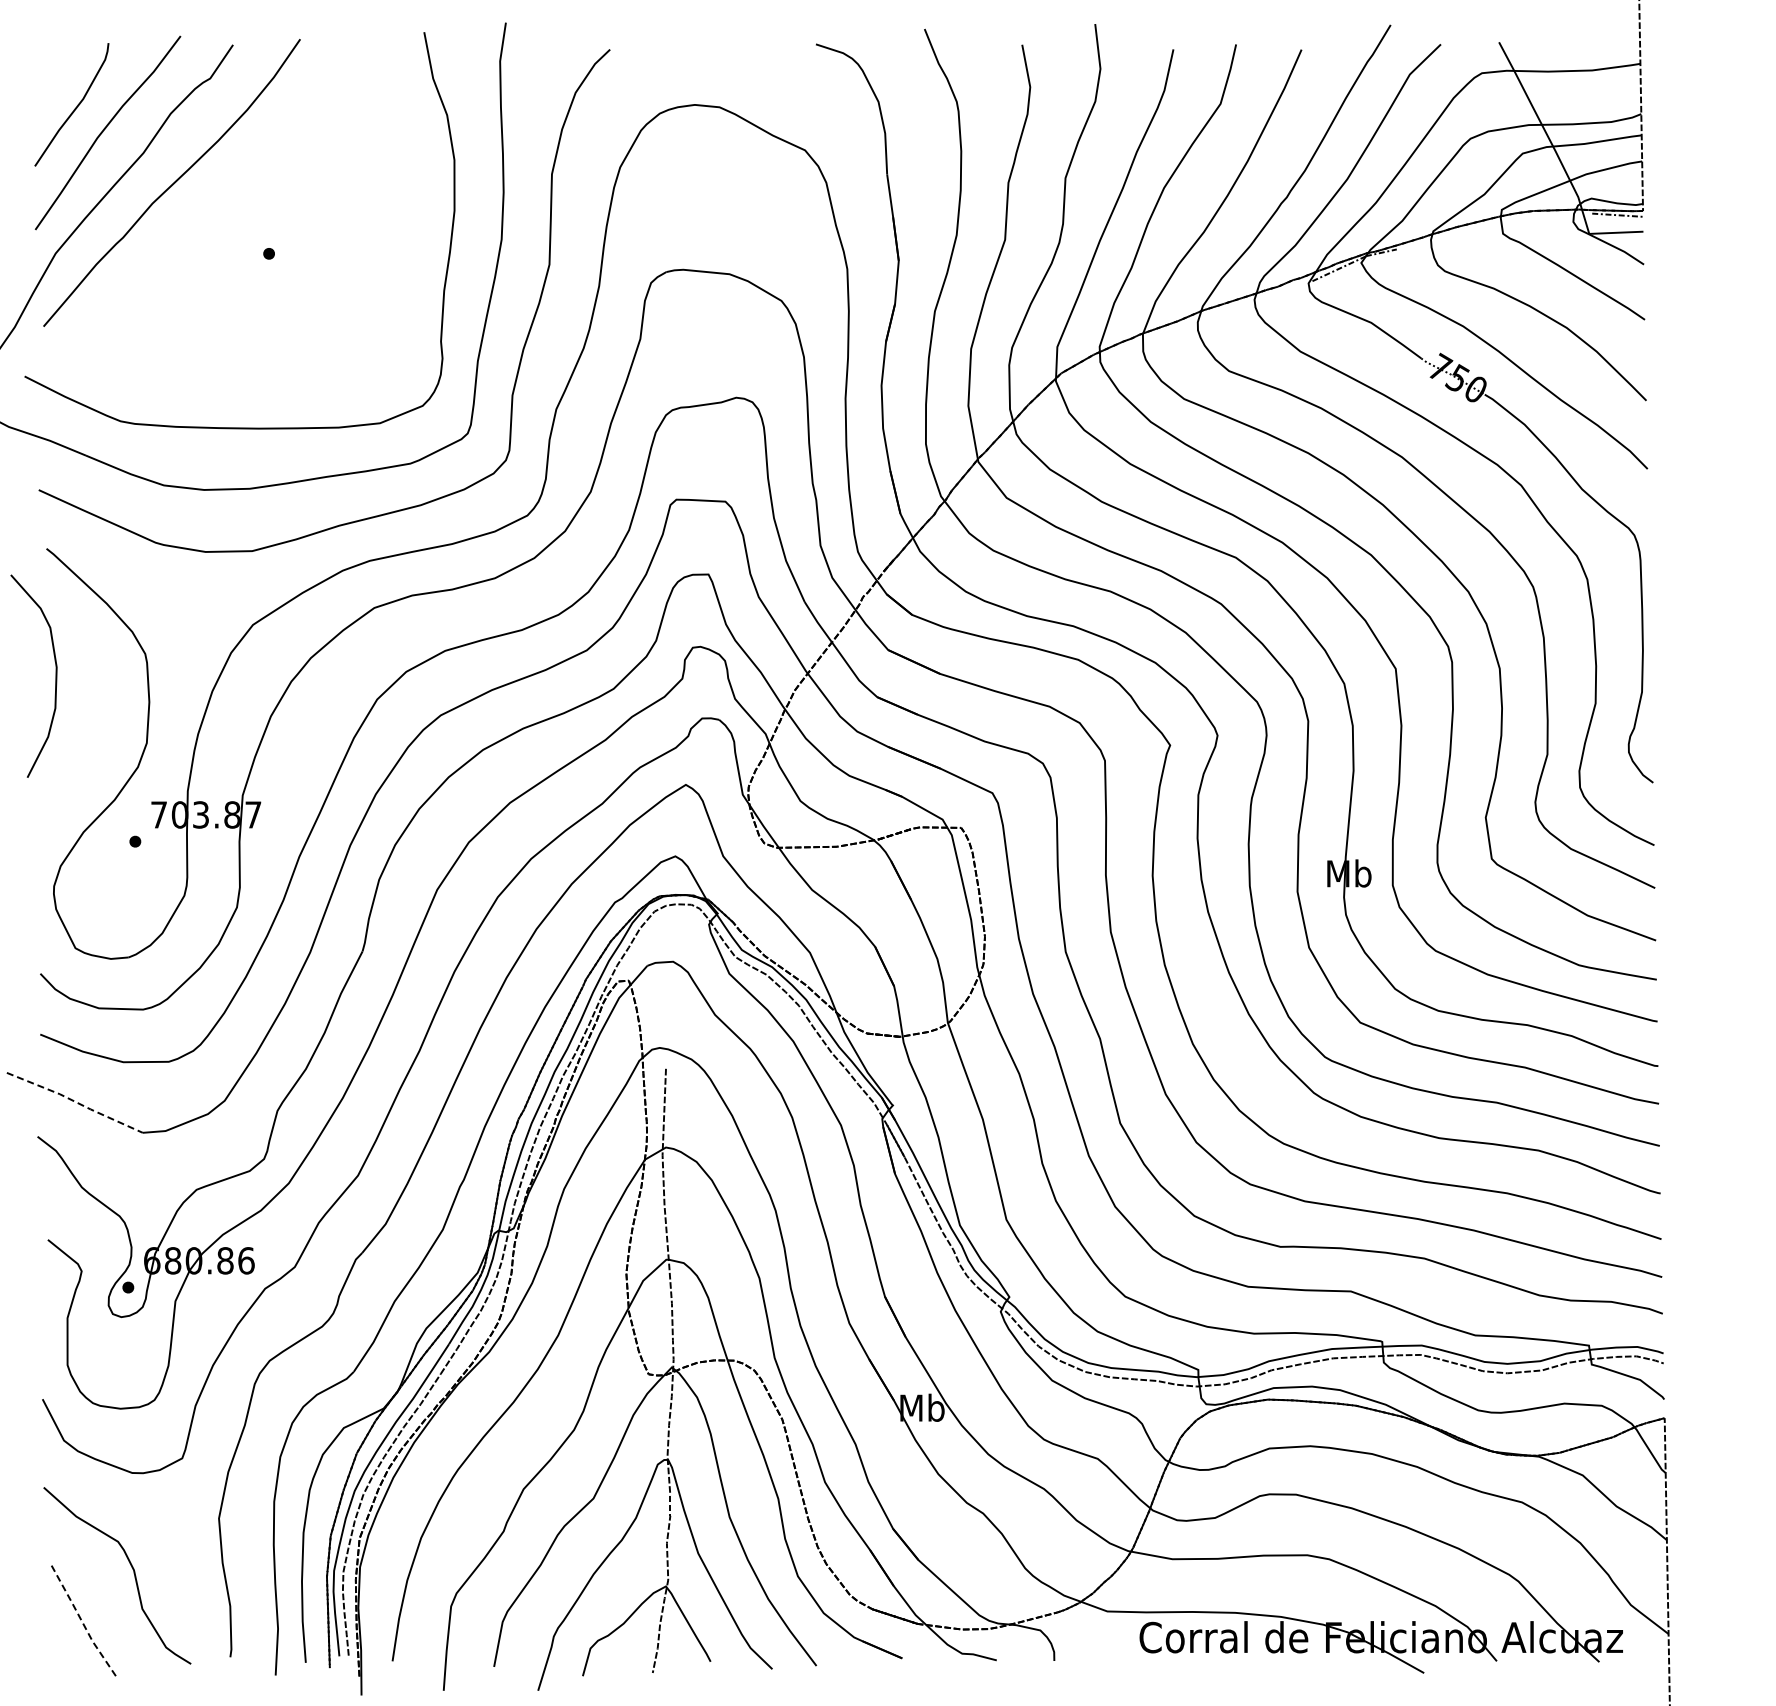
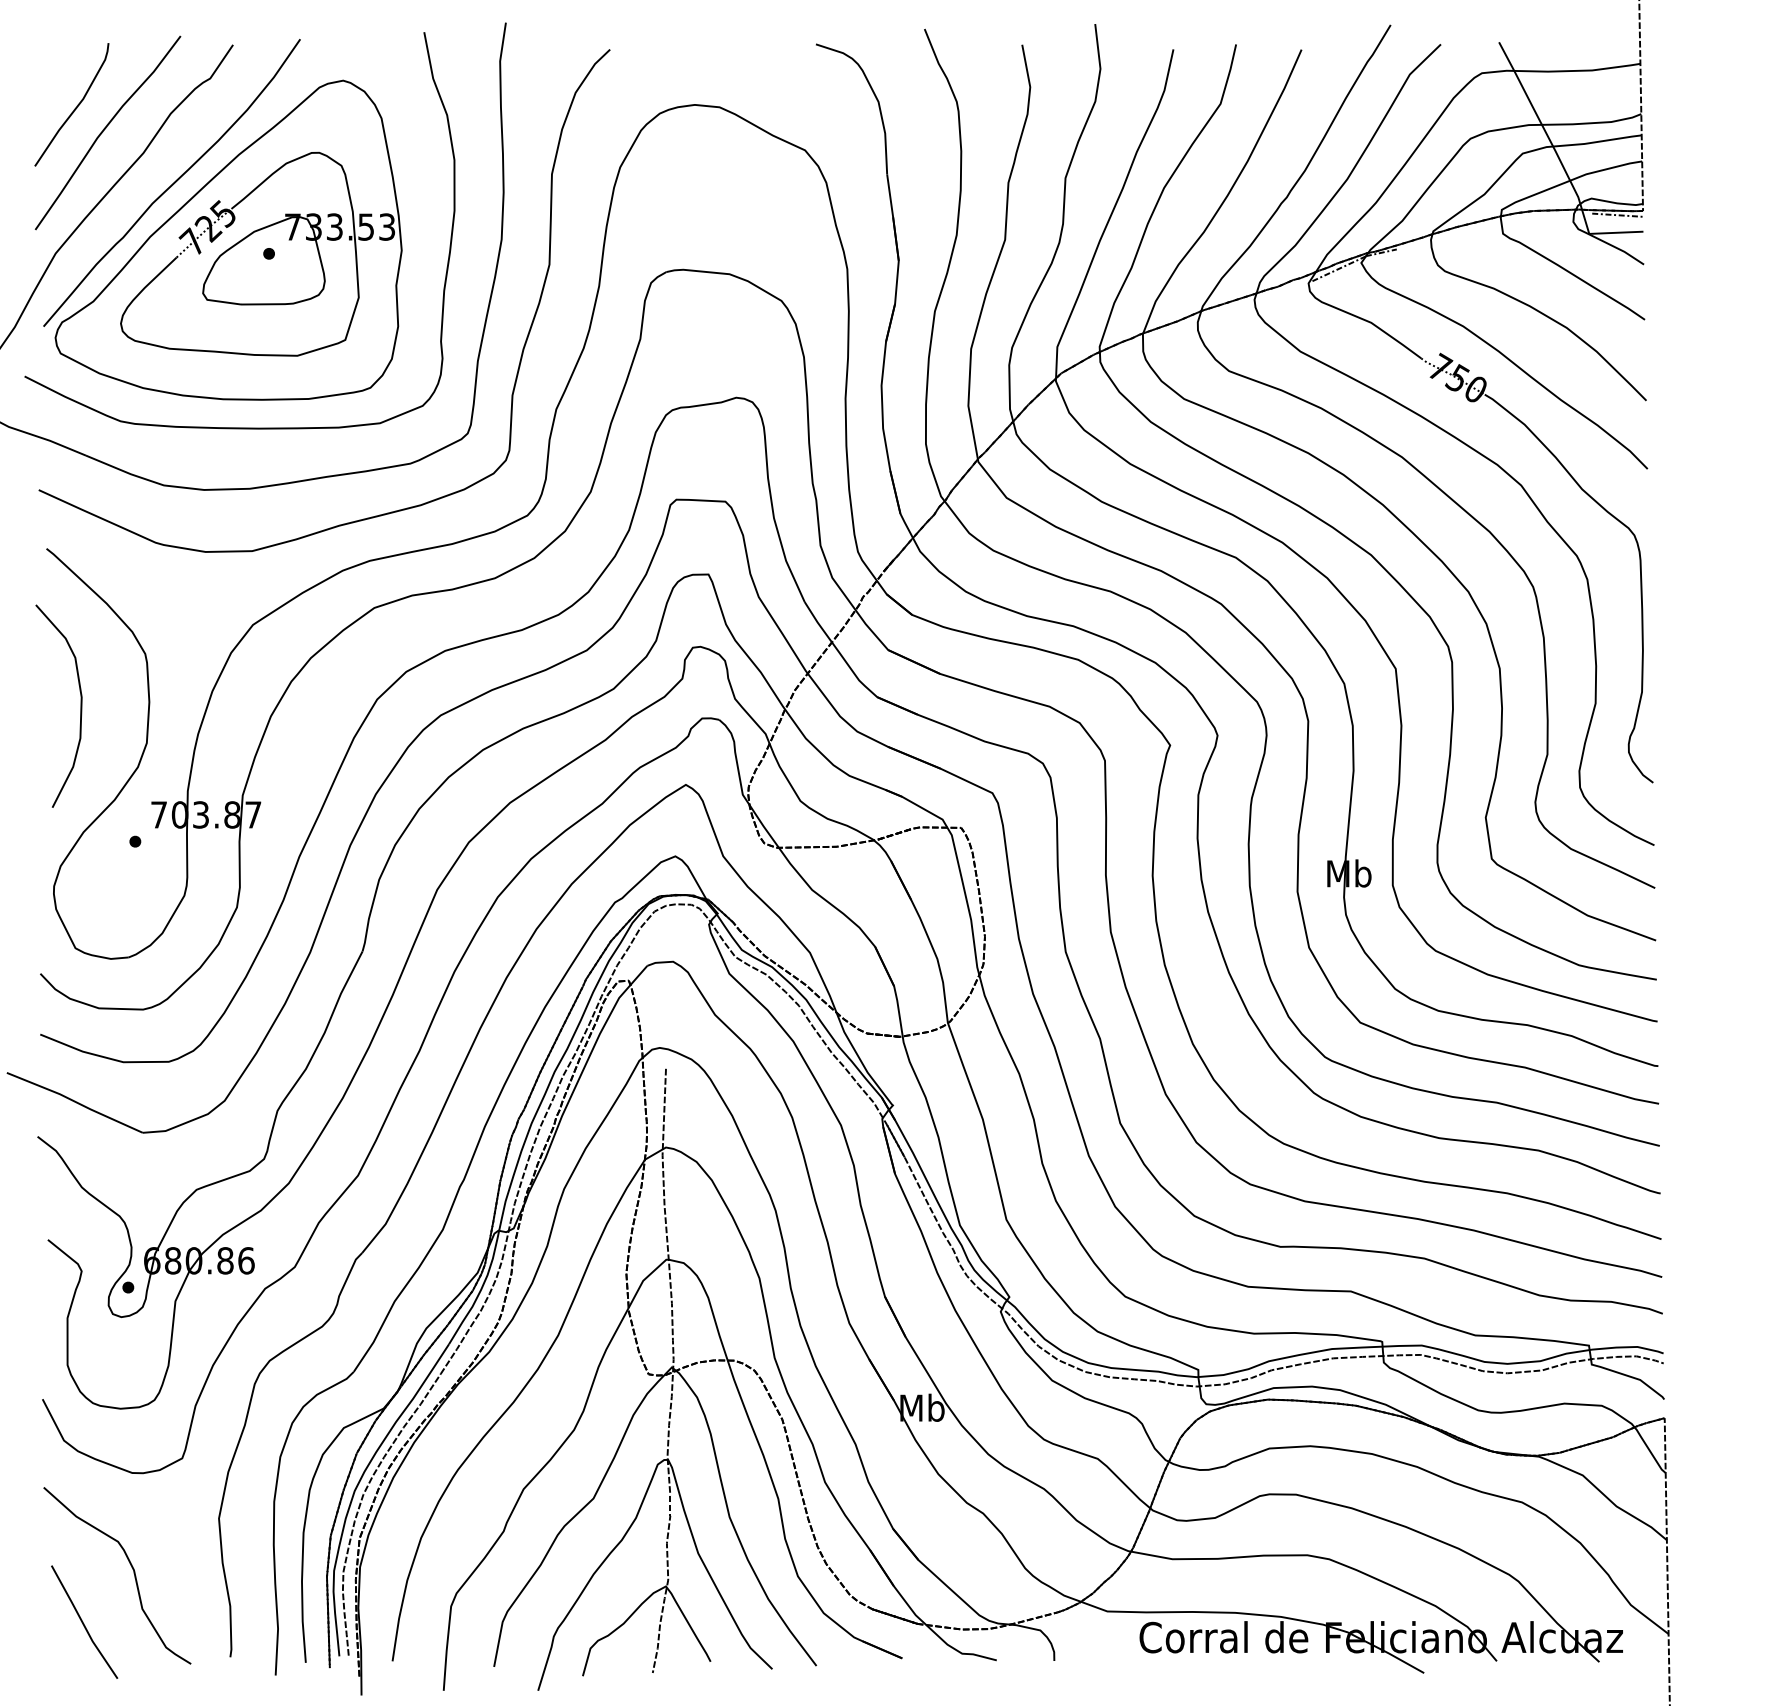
part: none -> present (228, 239)
curve position: (55, 675) -> (80, 705) (80, 705)
line: dashed -> solid (75, 1102)
line: dashed -> solid (82, 1623)
